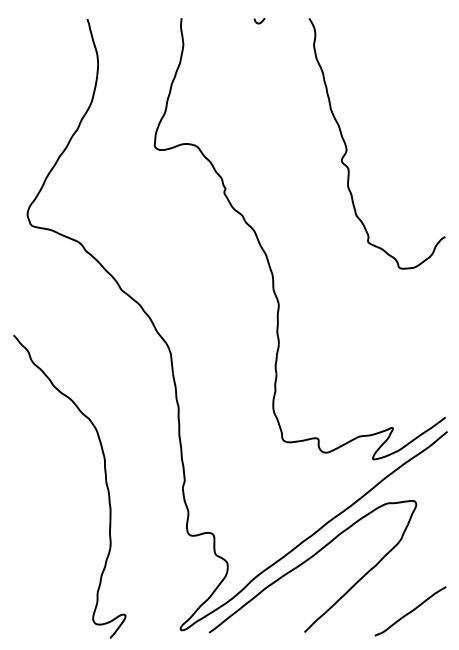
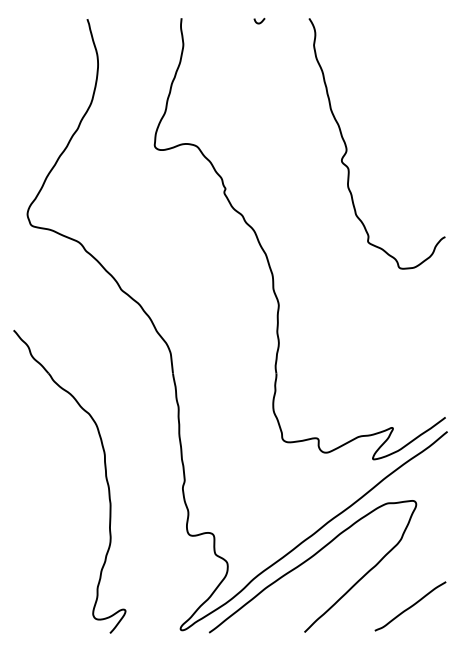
part position: (105, 484) -> (105, 479) (105, 479)
curve position: (410, 611) -> (410, 606) (410, 606)
